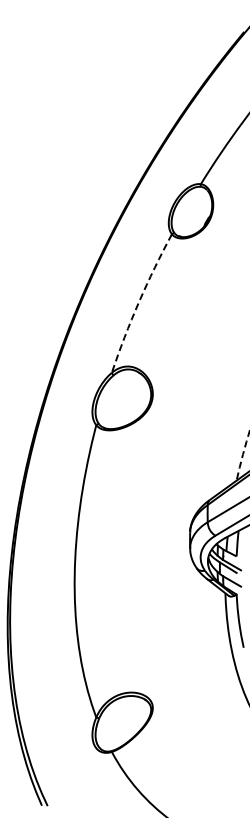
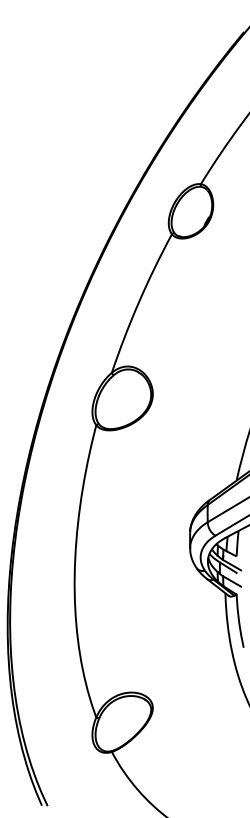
arc: dashed -> solid (138, 302)
arc: dashed -> solid (242, 455)
